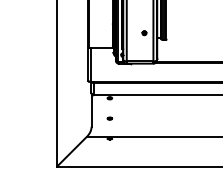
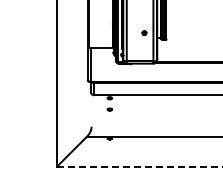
line: present -> none (91, 109)
part position: (109, 118) -> (109, 109) (109, 109)
line: solid -> dashed (139, 166)
